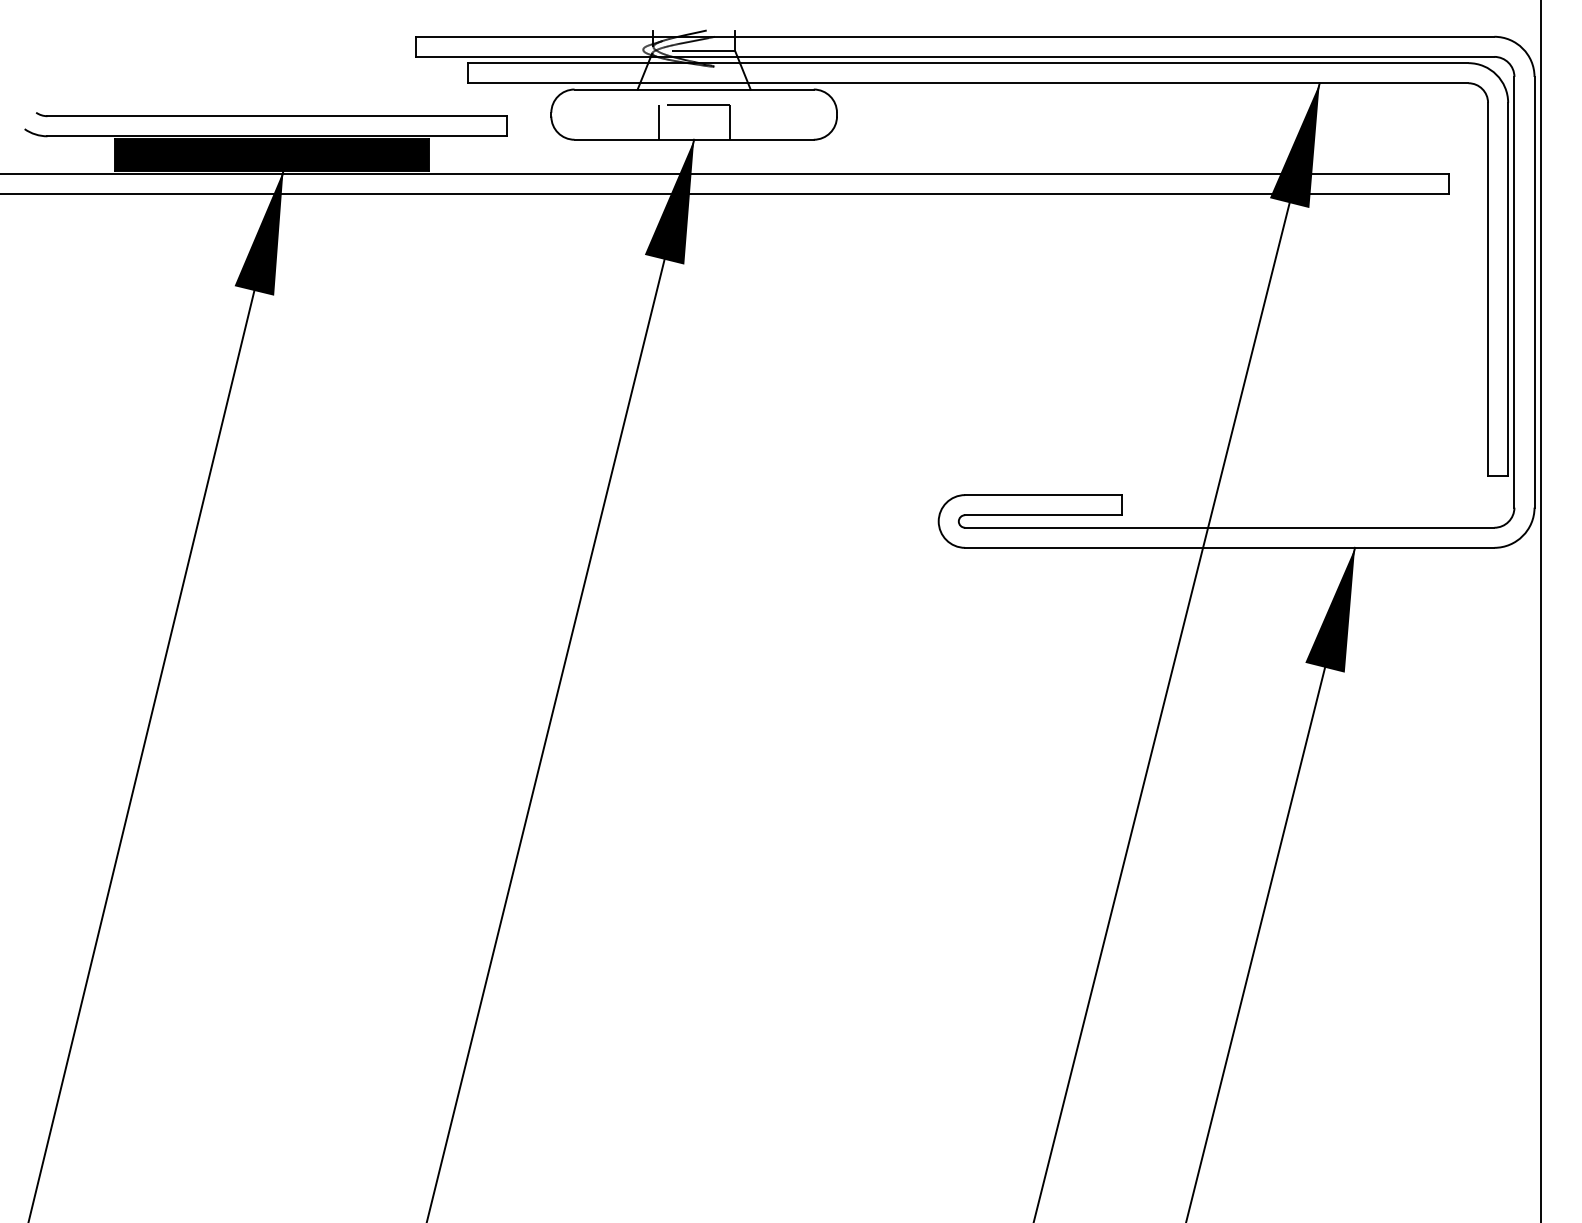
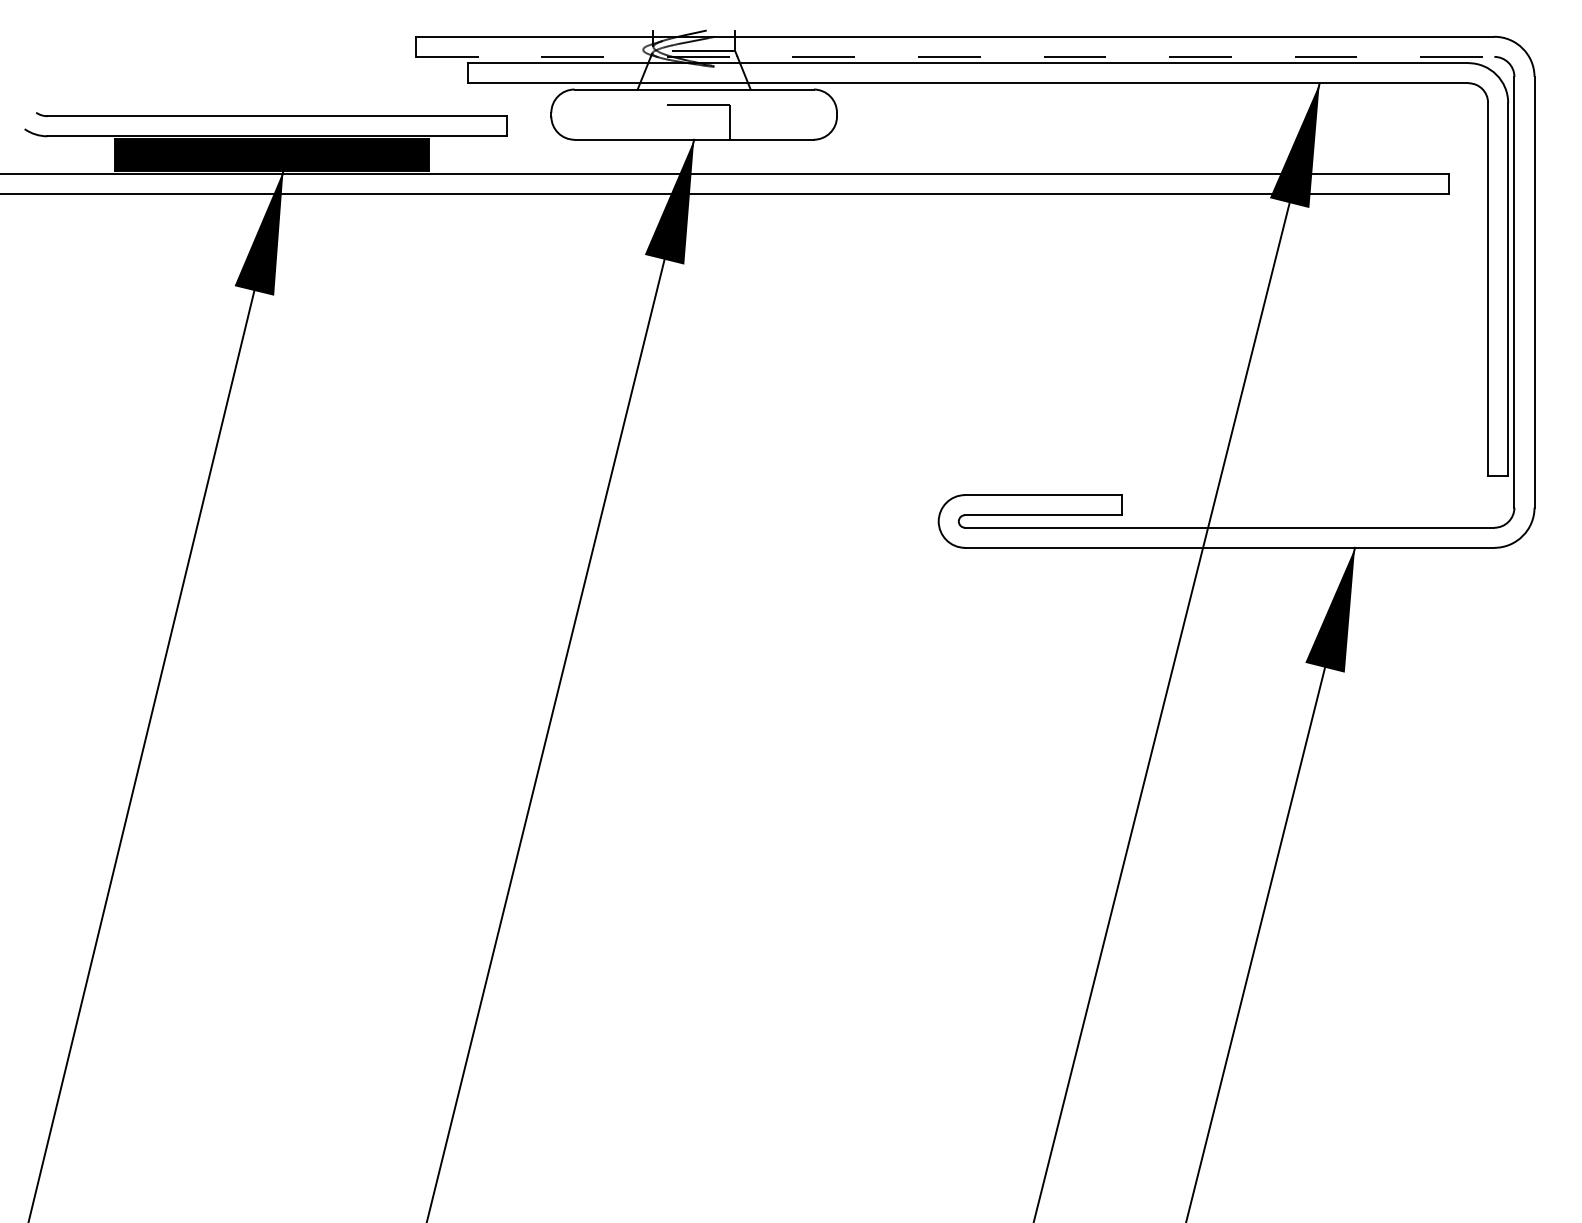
line: solid -> dashed (955, 56)
line: present -> none (658, 121)
line: present -> none (1540, 610)
